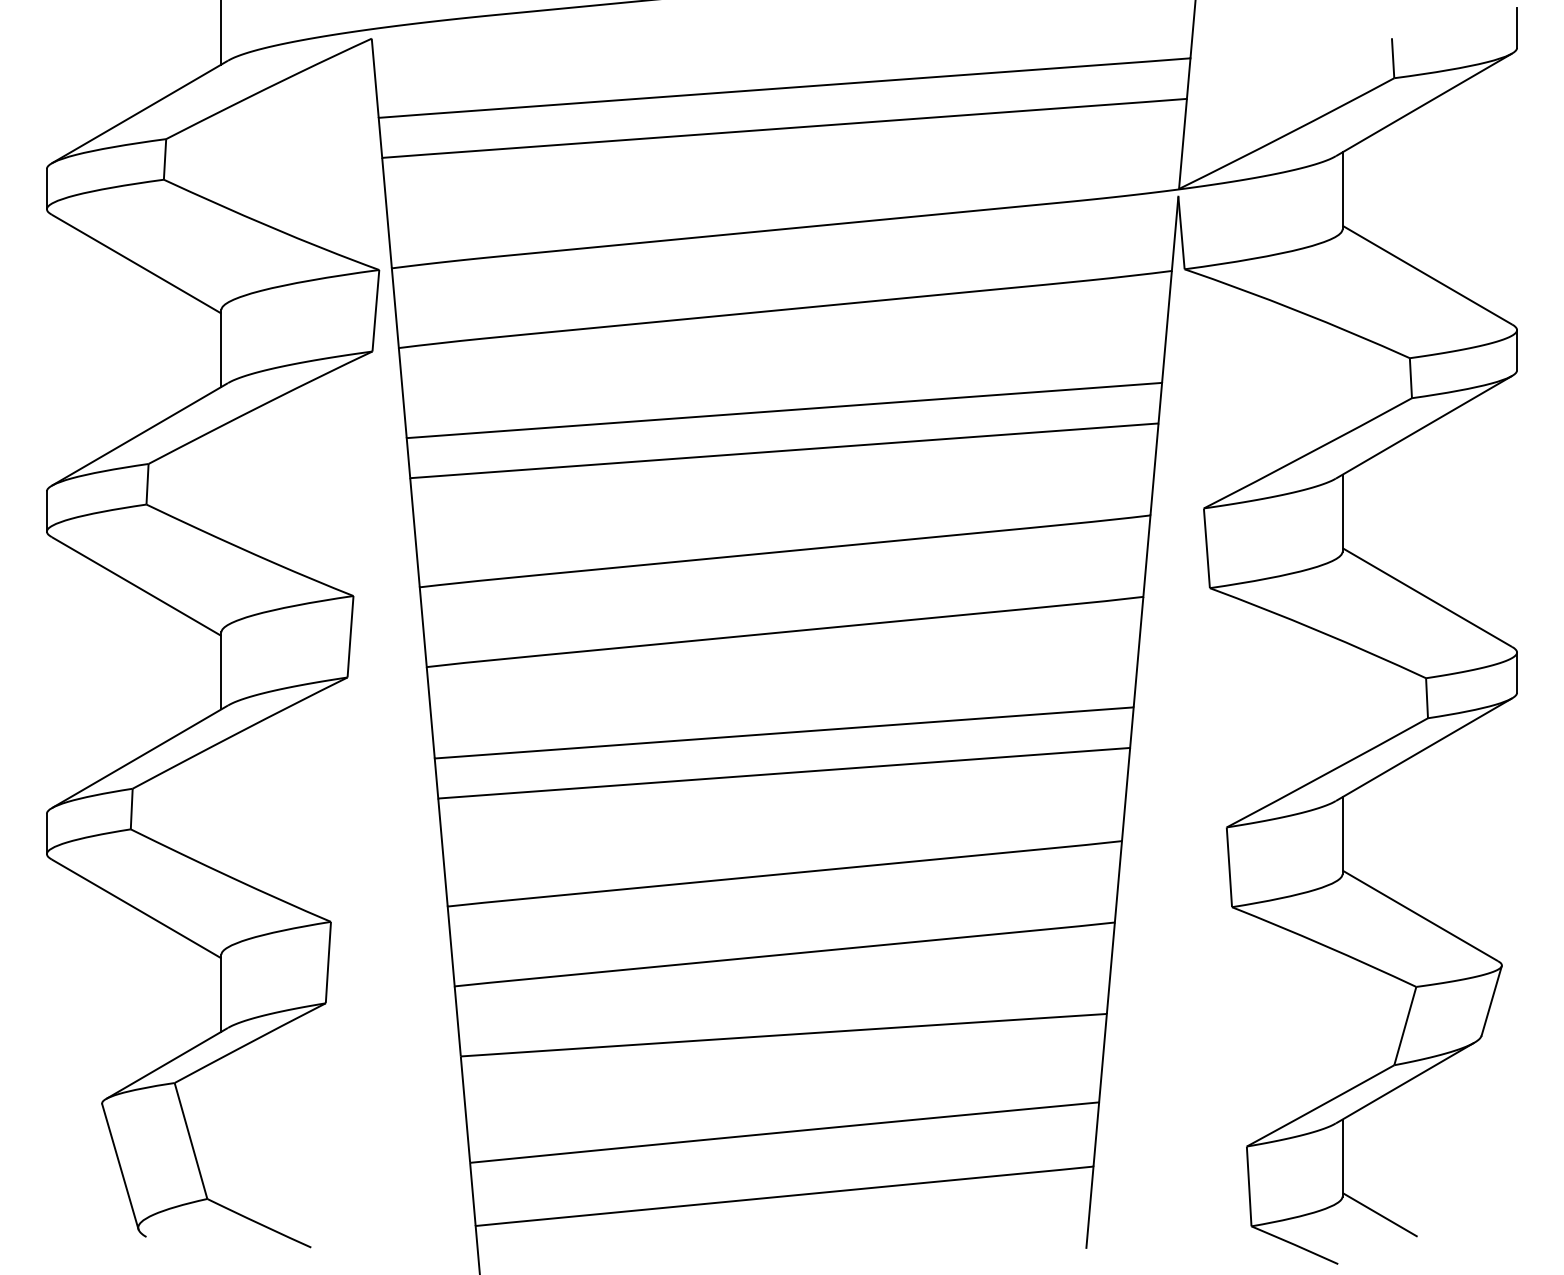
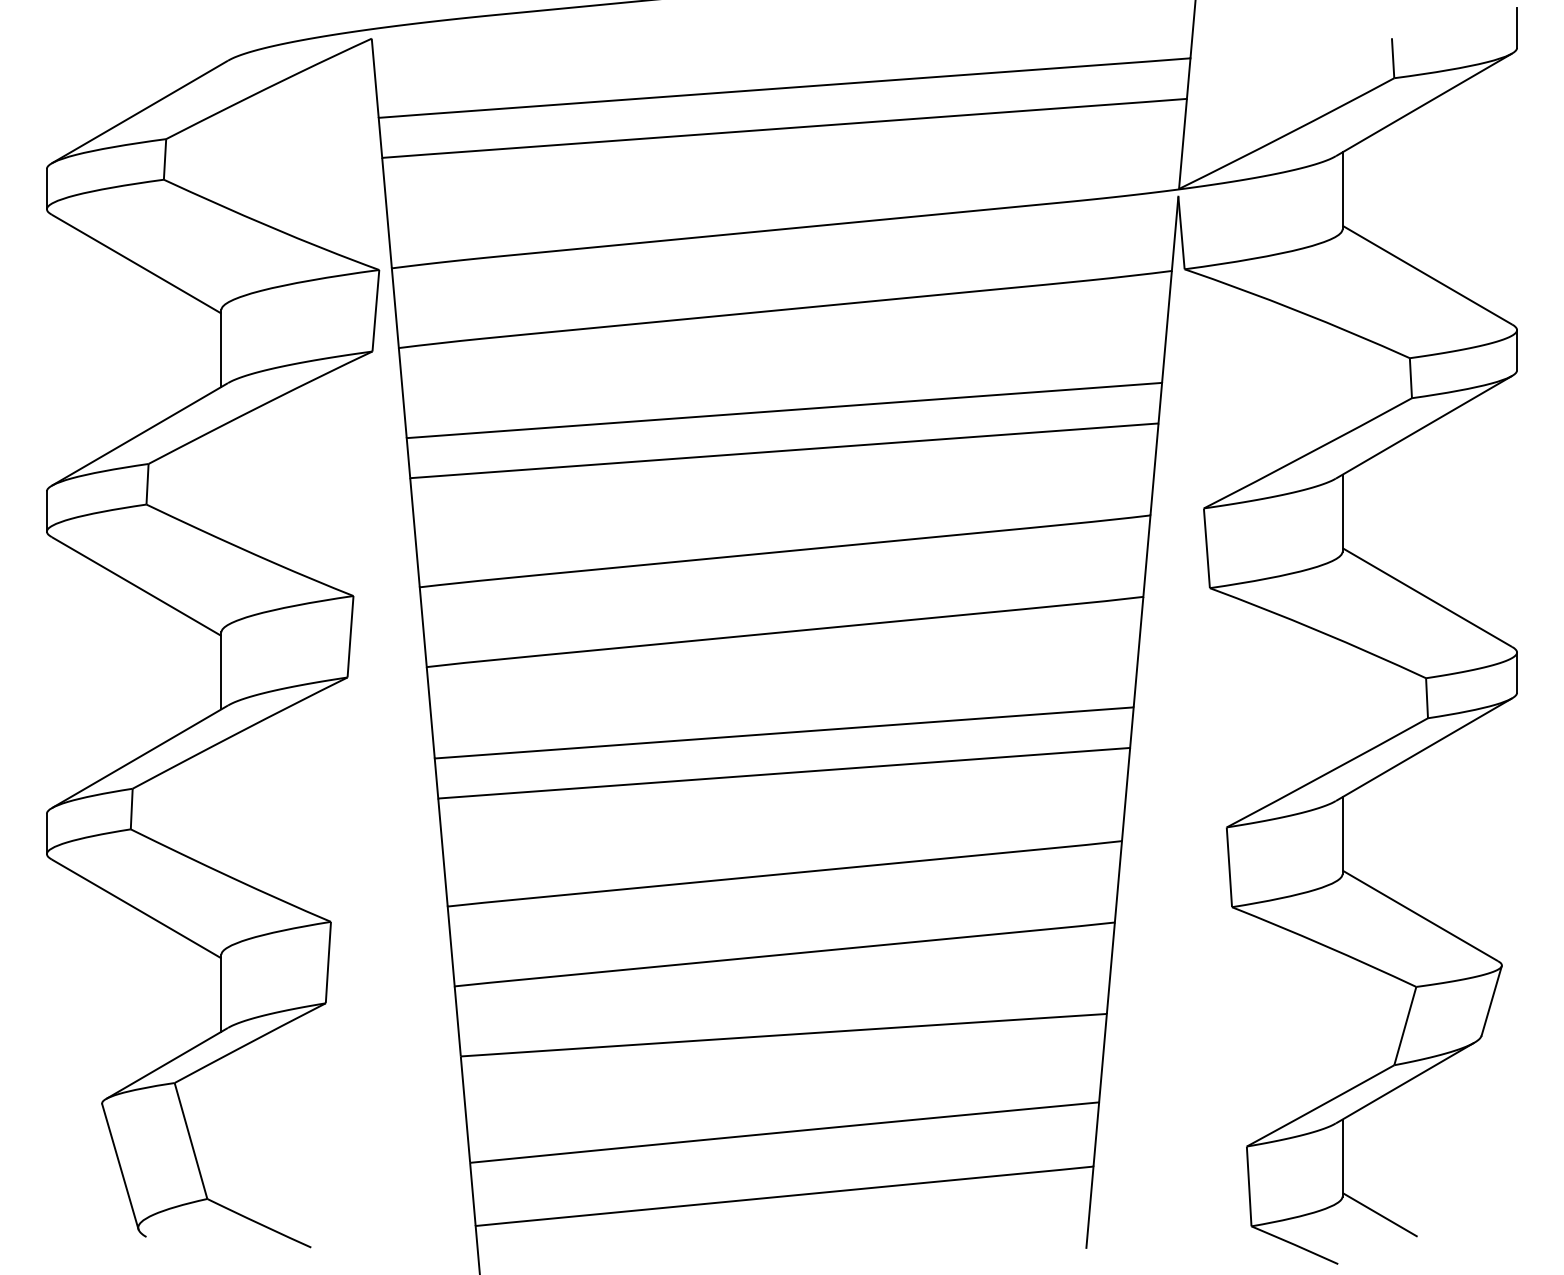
line: present -> none (221, 33)
